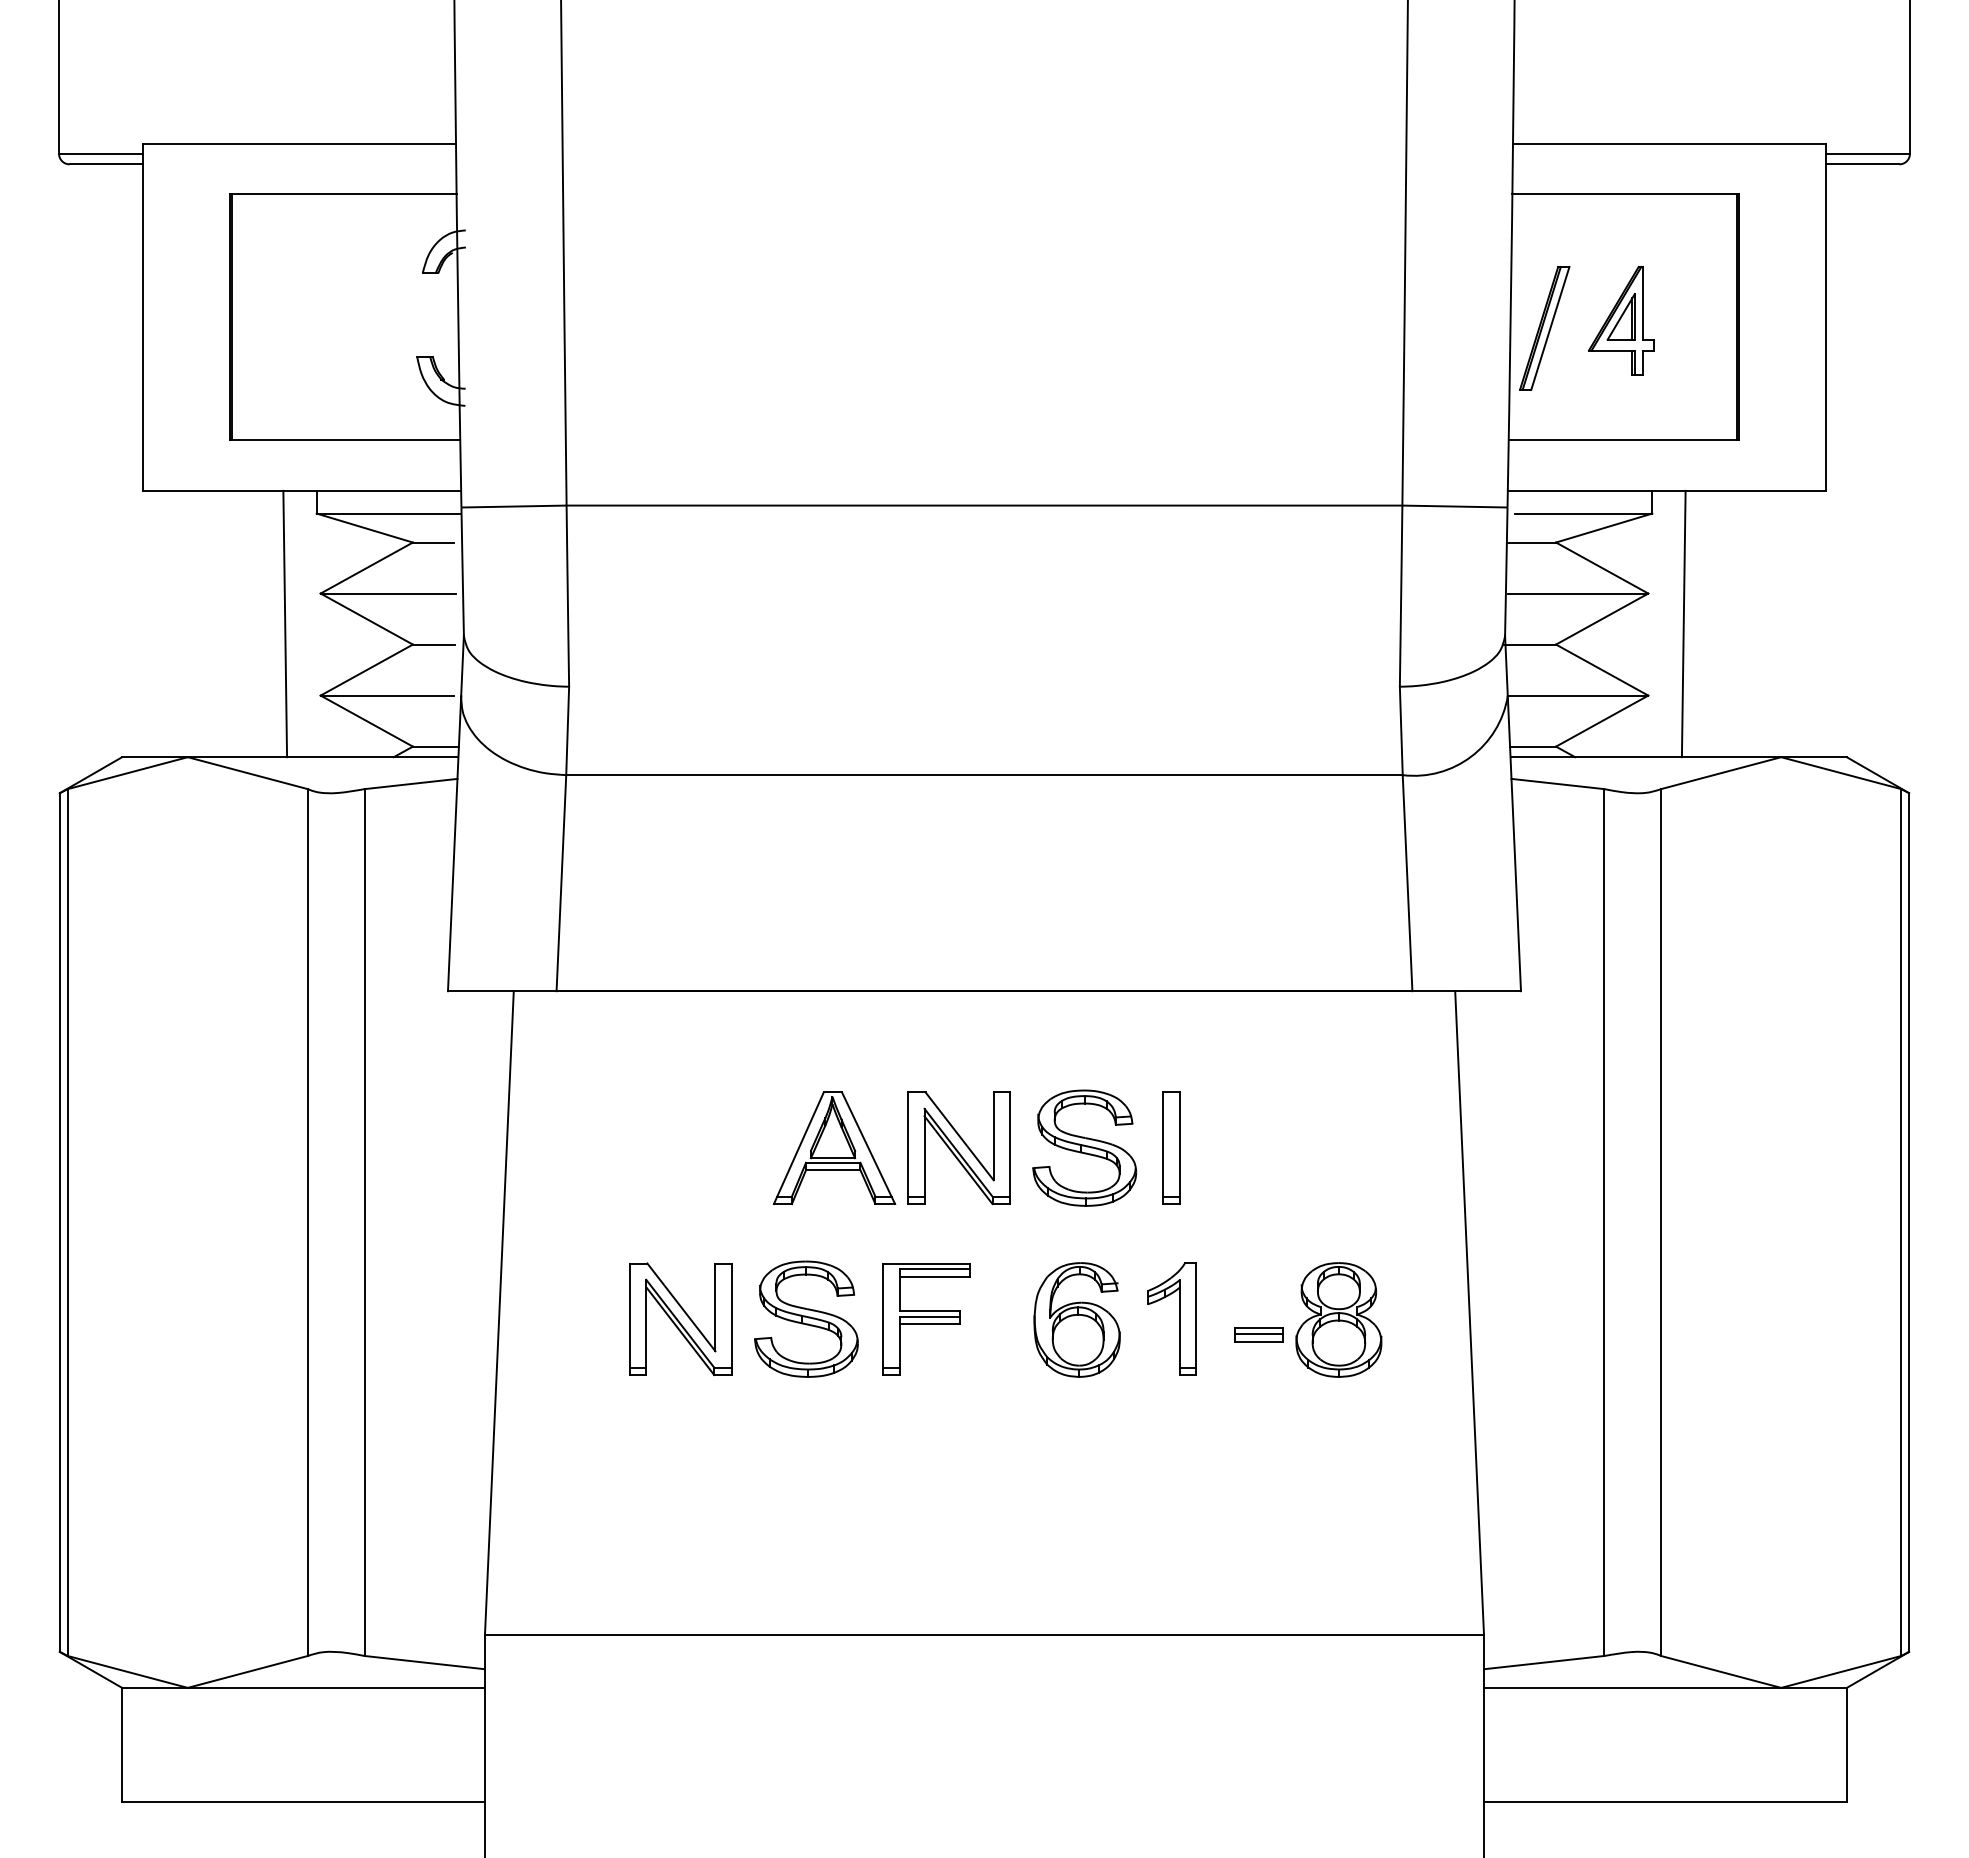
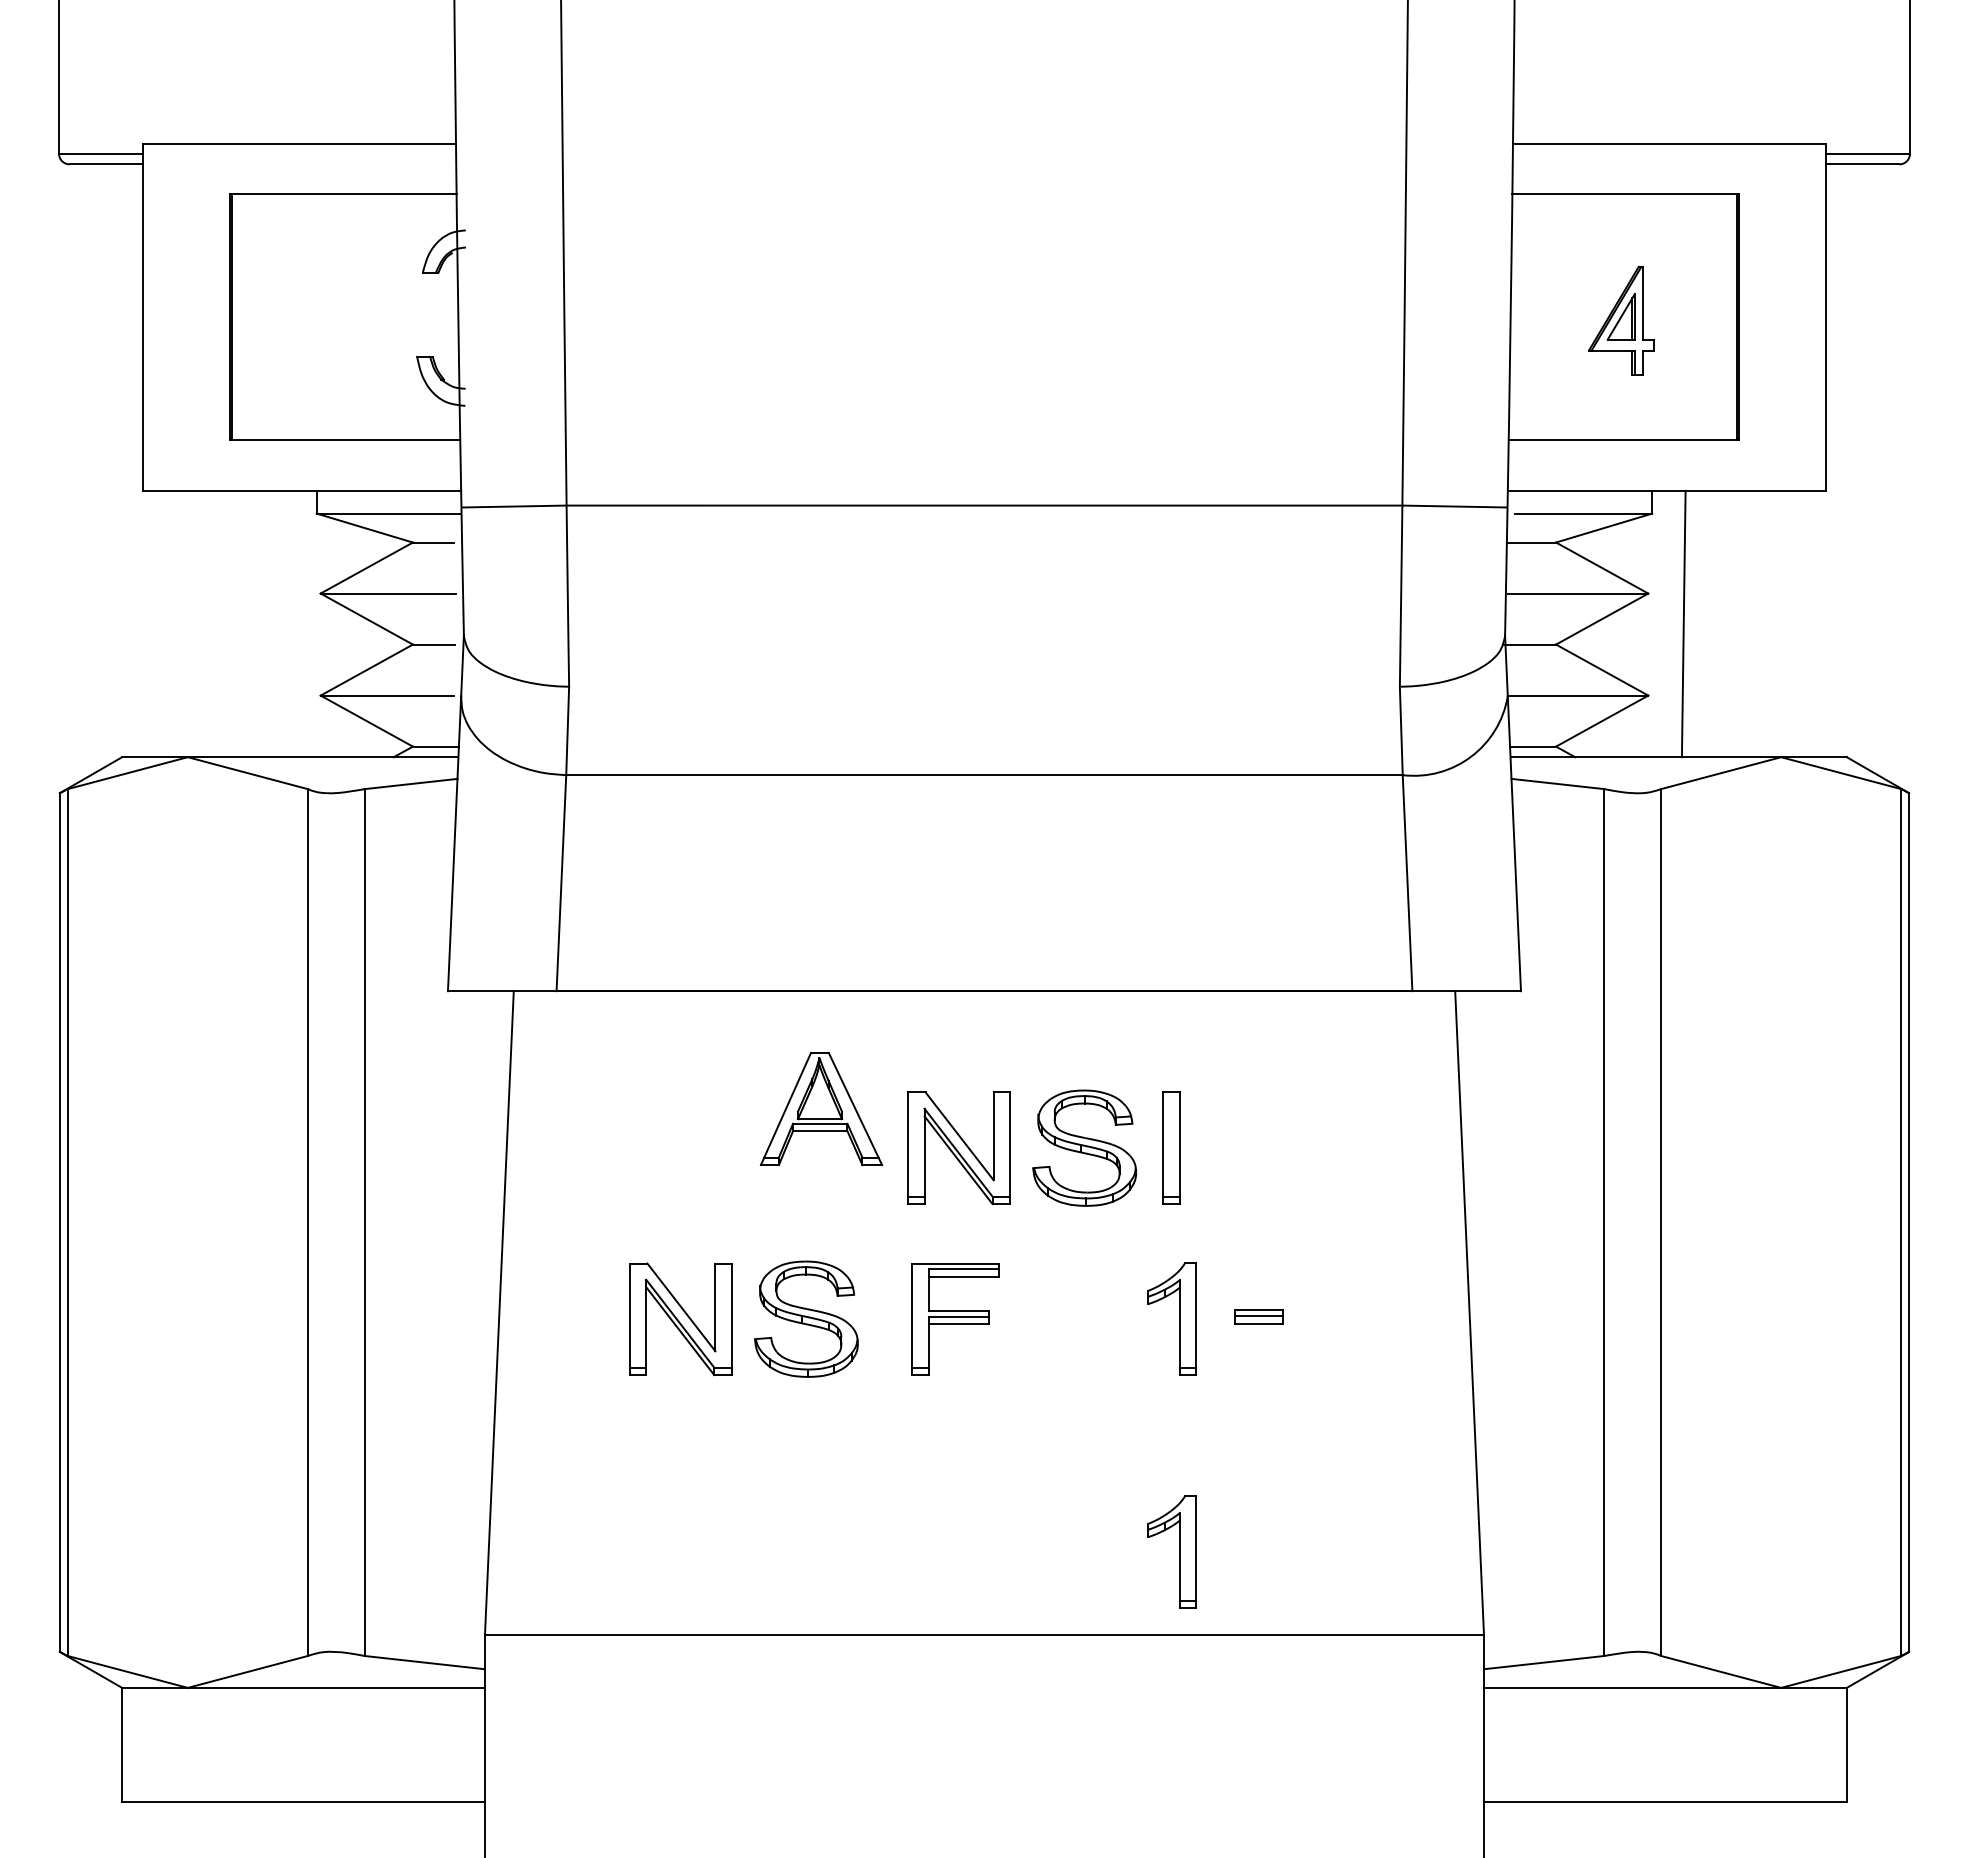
part: present -> none (1544, 327)
line: present -> none (285, 623)
part position: (834, 1147) -> (821, 1108) (821, 1108)
part position: (926, 1319) -> (955, 1319) (955, 1319)
part: present -> none (1076, 1319)
part: present -> none (1338, 1319)
part position: (1258, 1334) -> (1258, 1316) (1258, 1316)
part: none -> present (1179, 1551)
